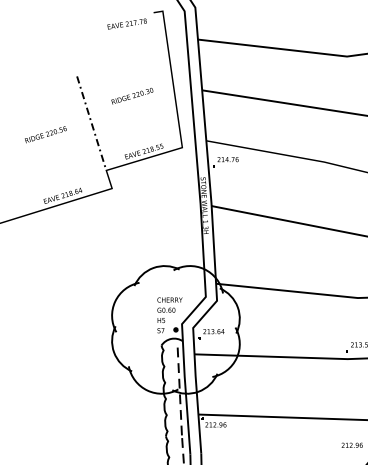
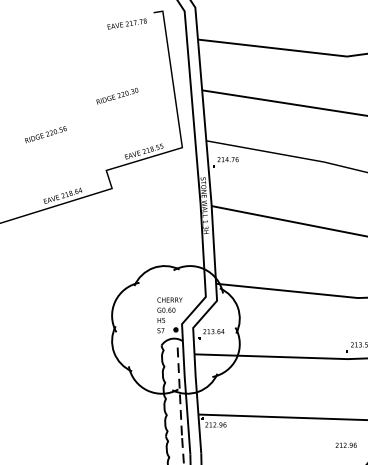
text position: (132, 95) -> (117, 95) (117, 95)
line: present -> none (91, 123)
text position: (351, 444) -> (345, 444) (345, 444)
